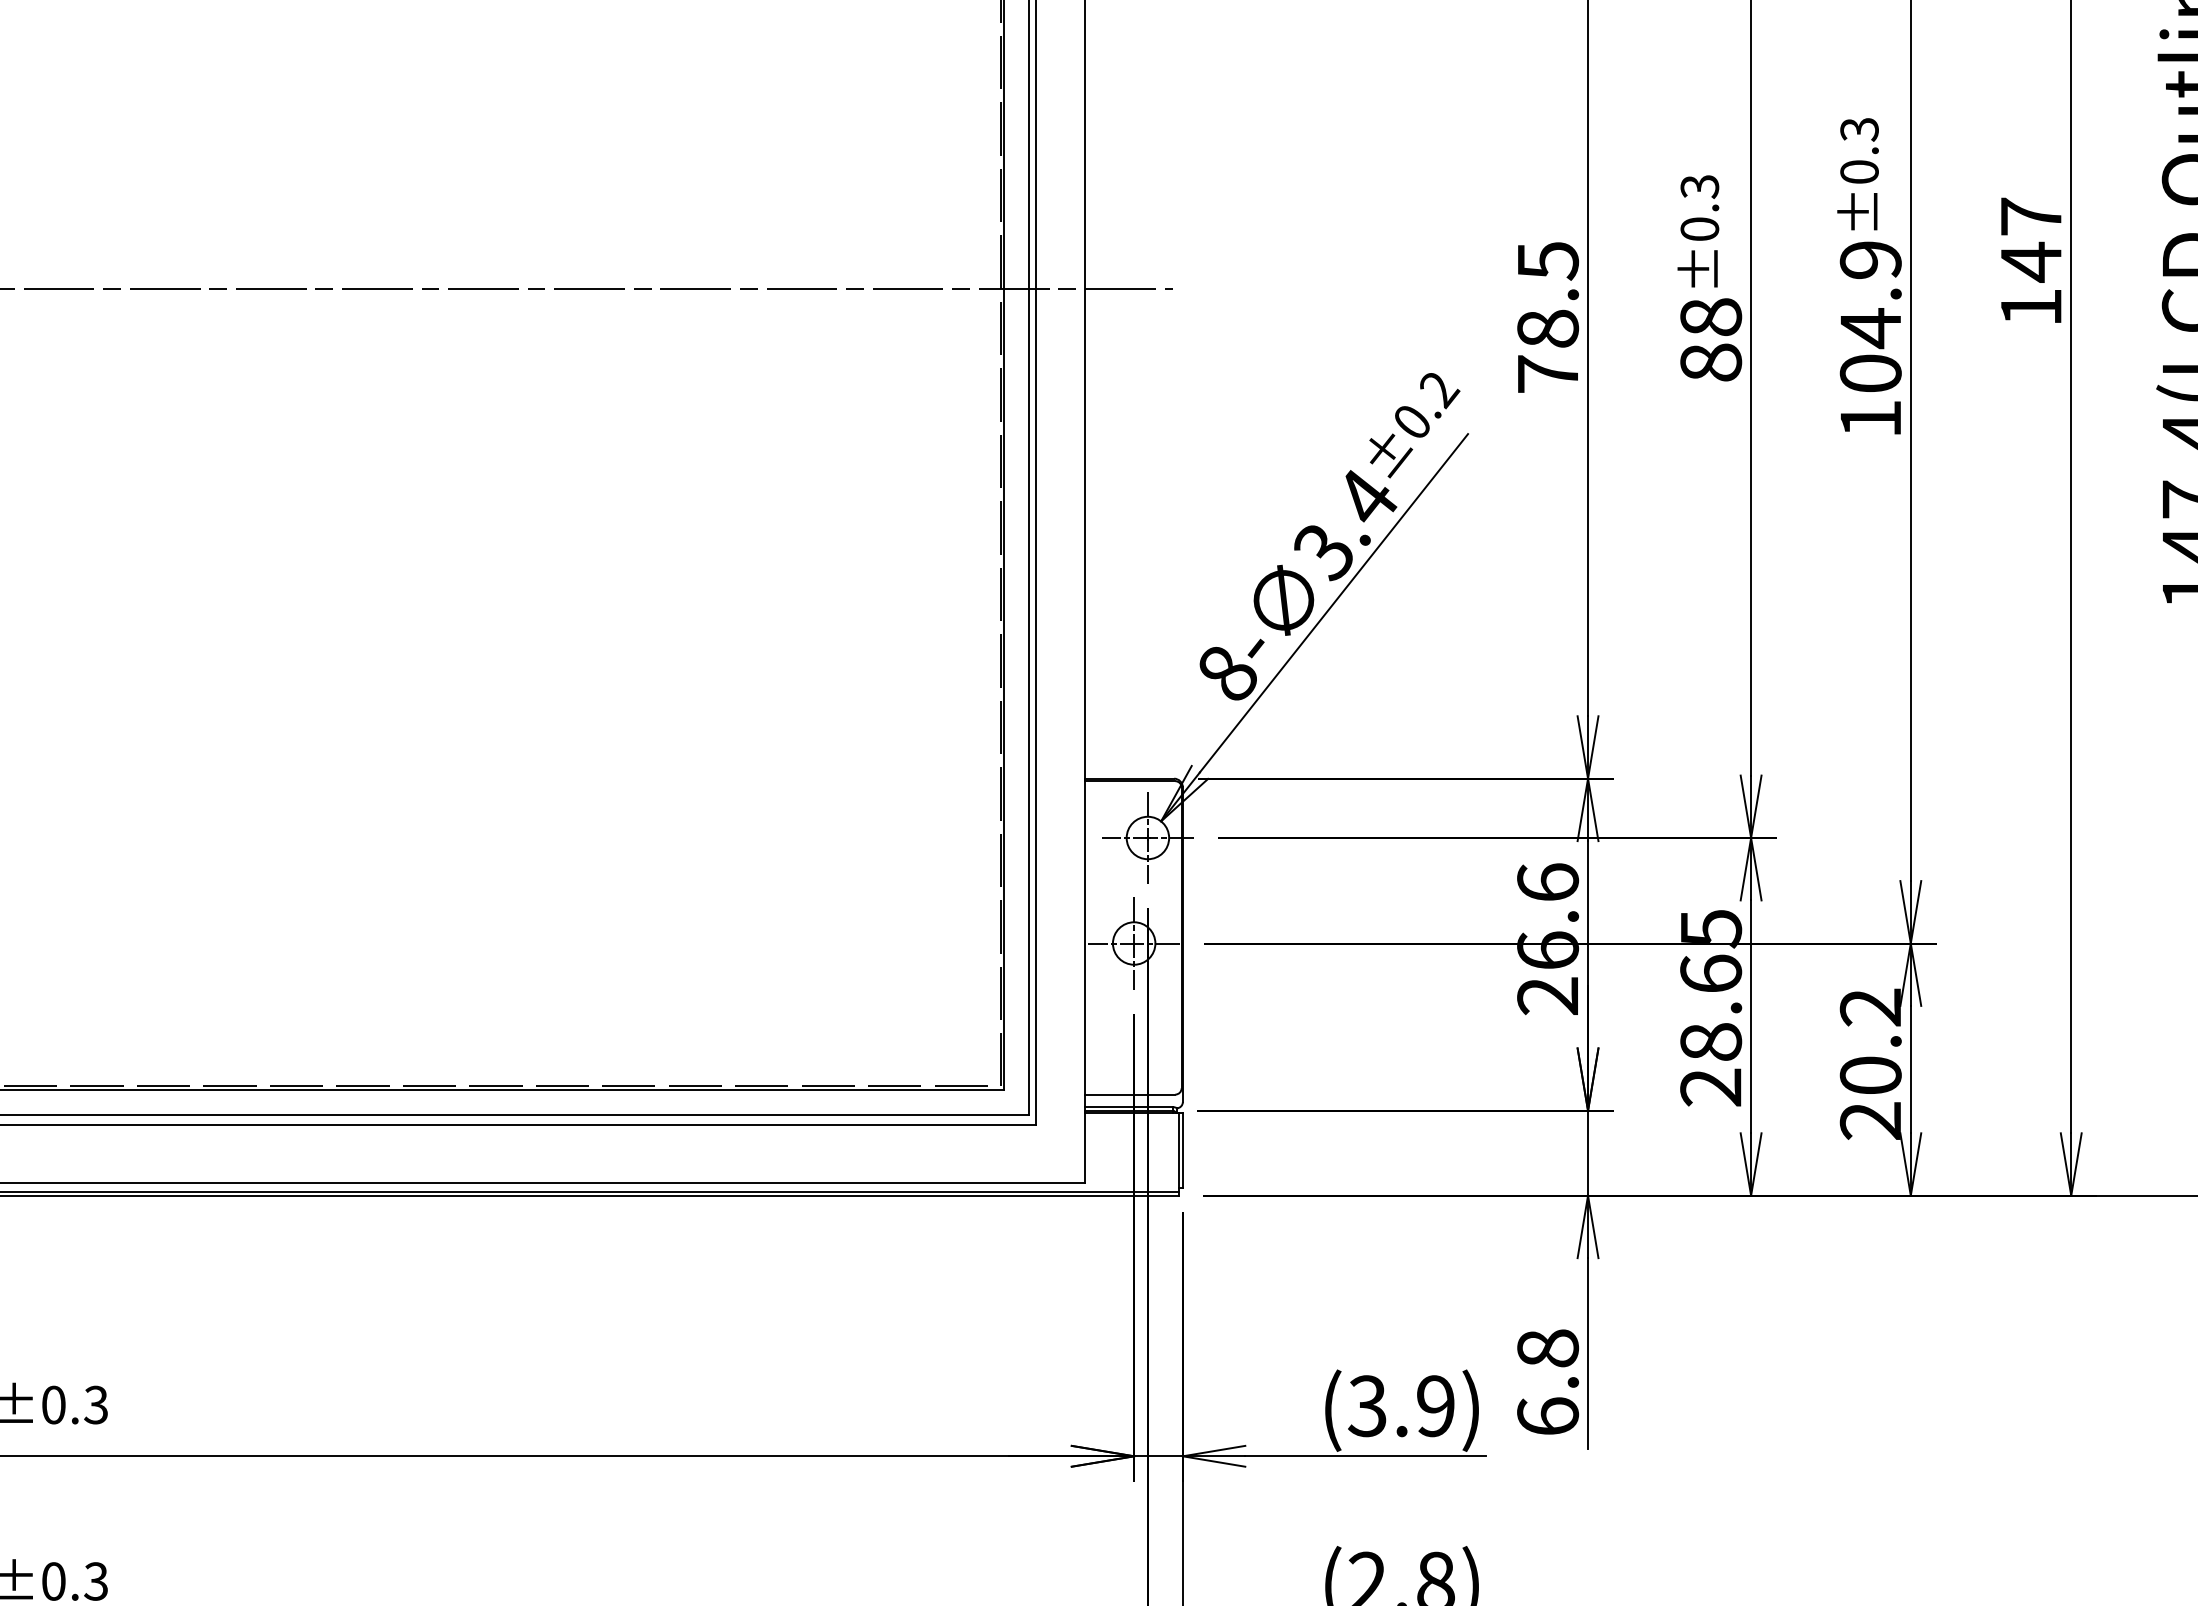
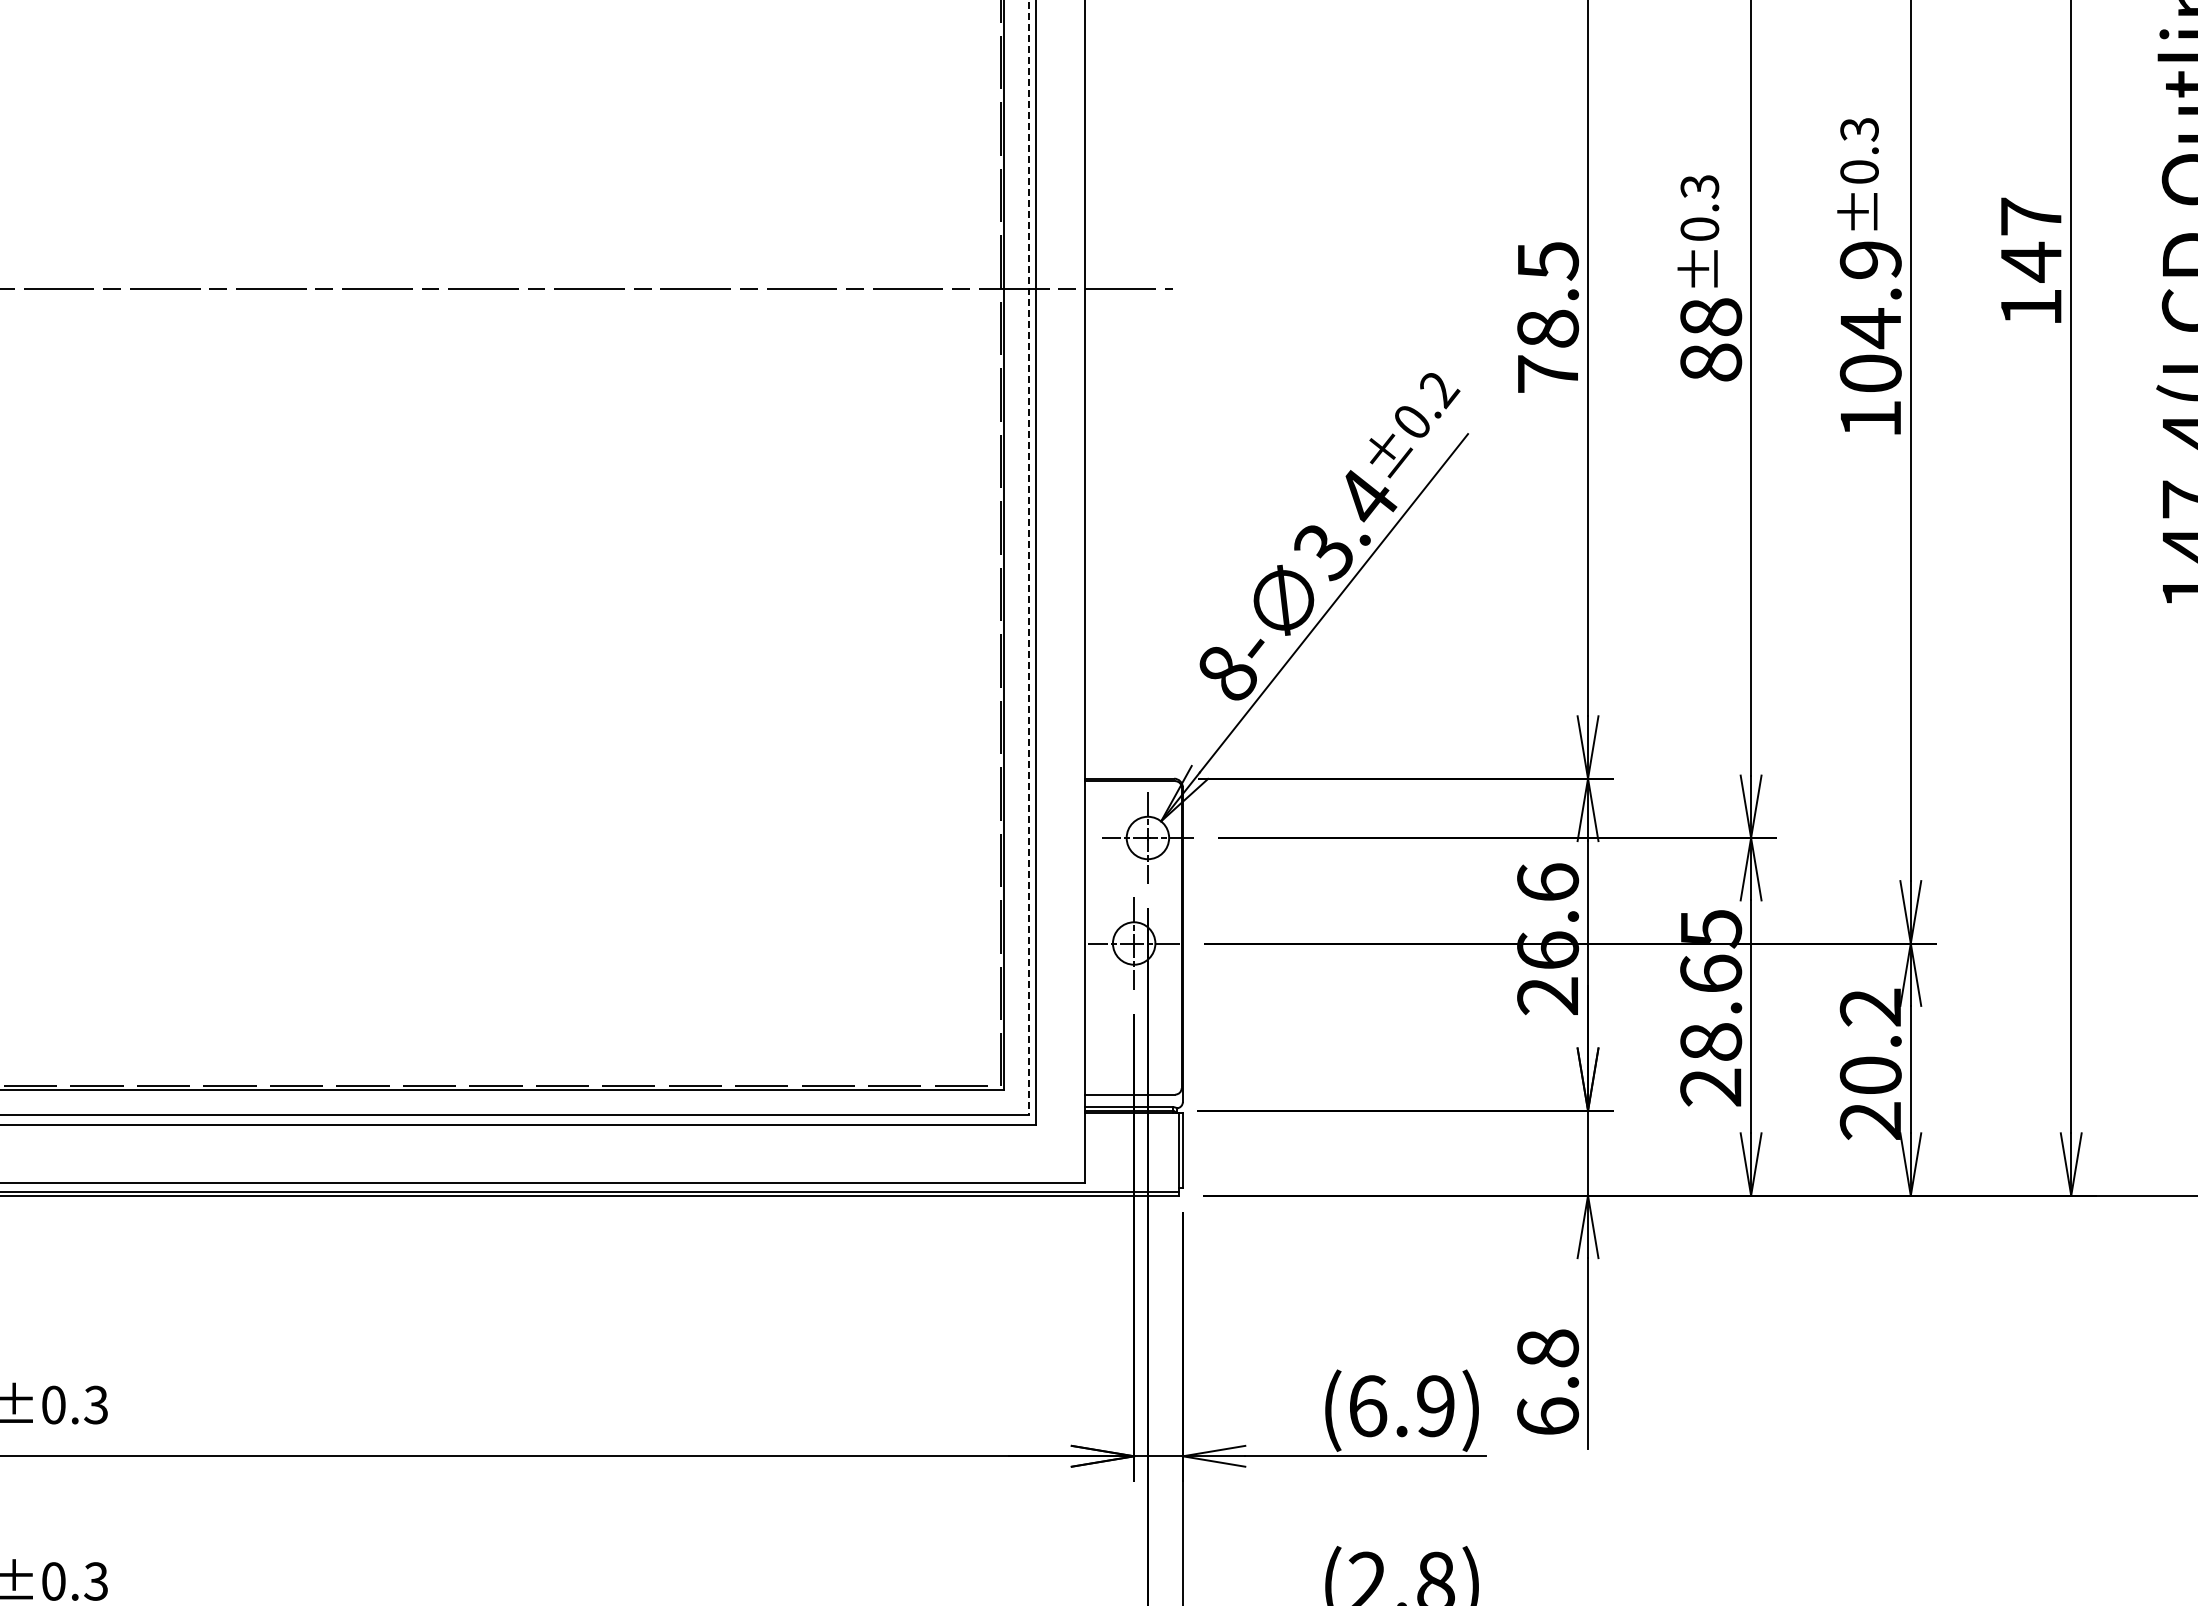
line: solid -> dashed (1029, 557)
text: (3.9) -> (6.9) (1367, 1406)
